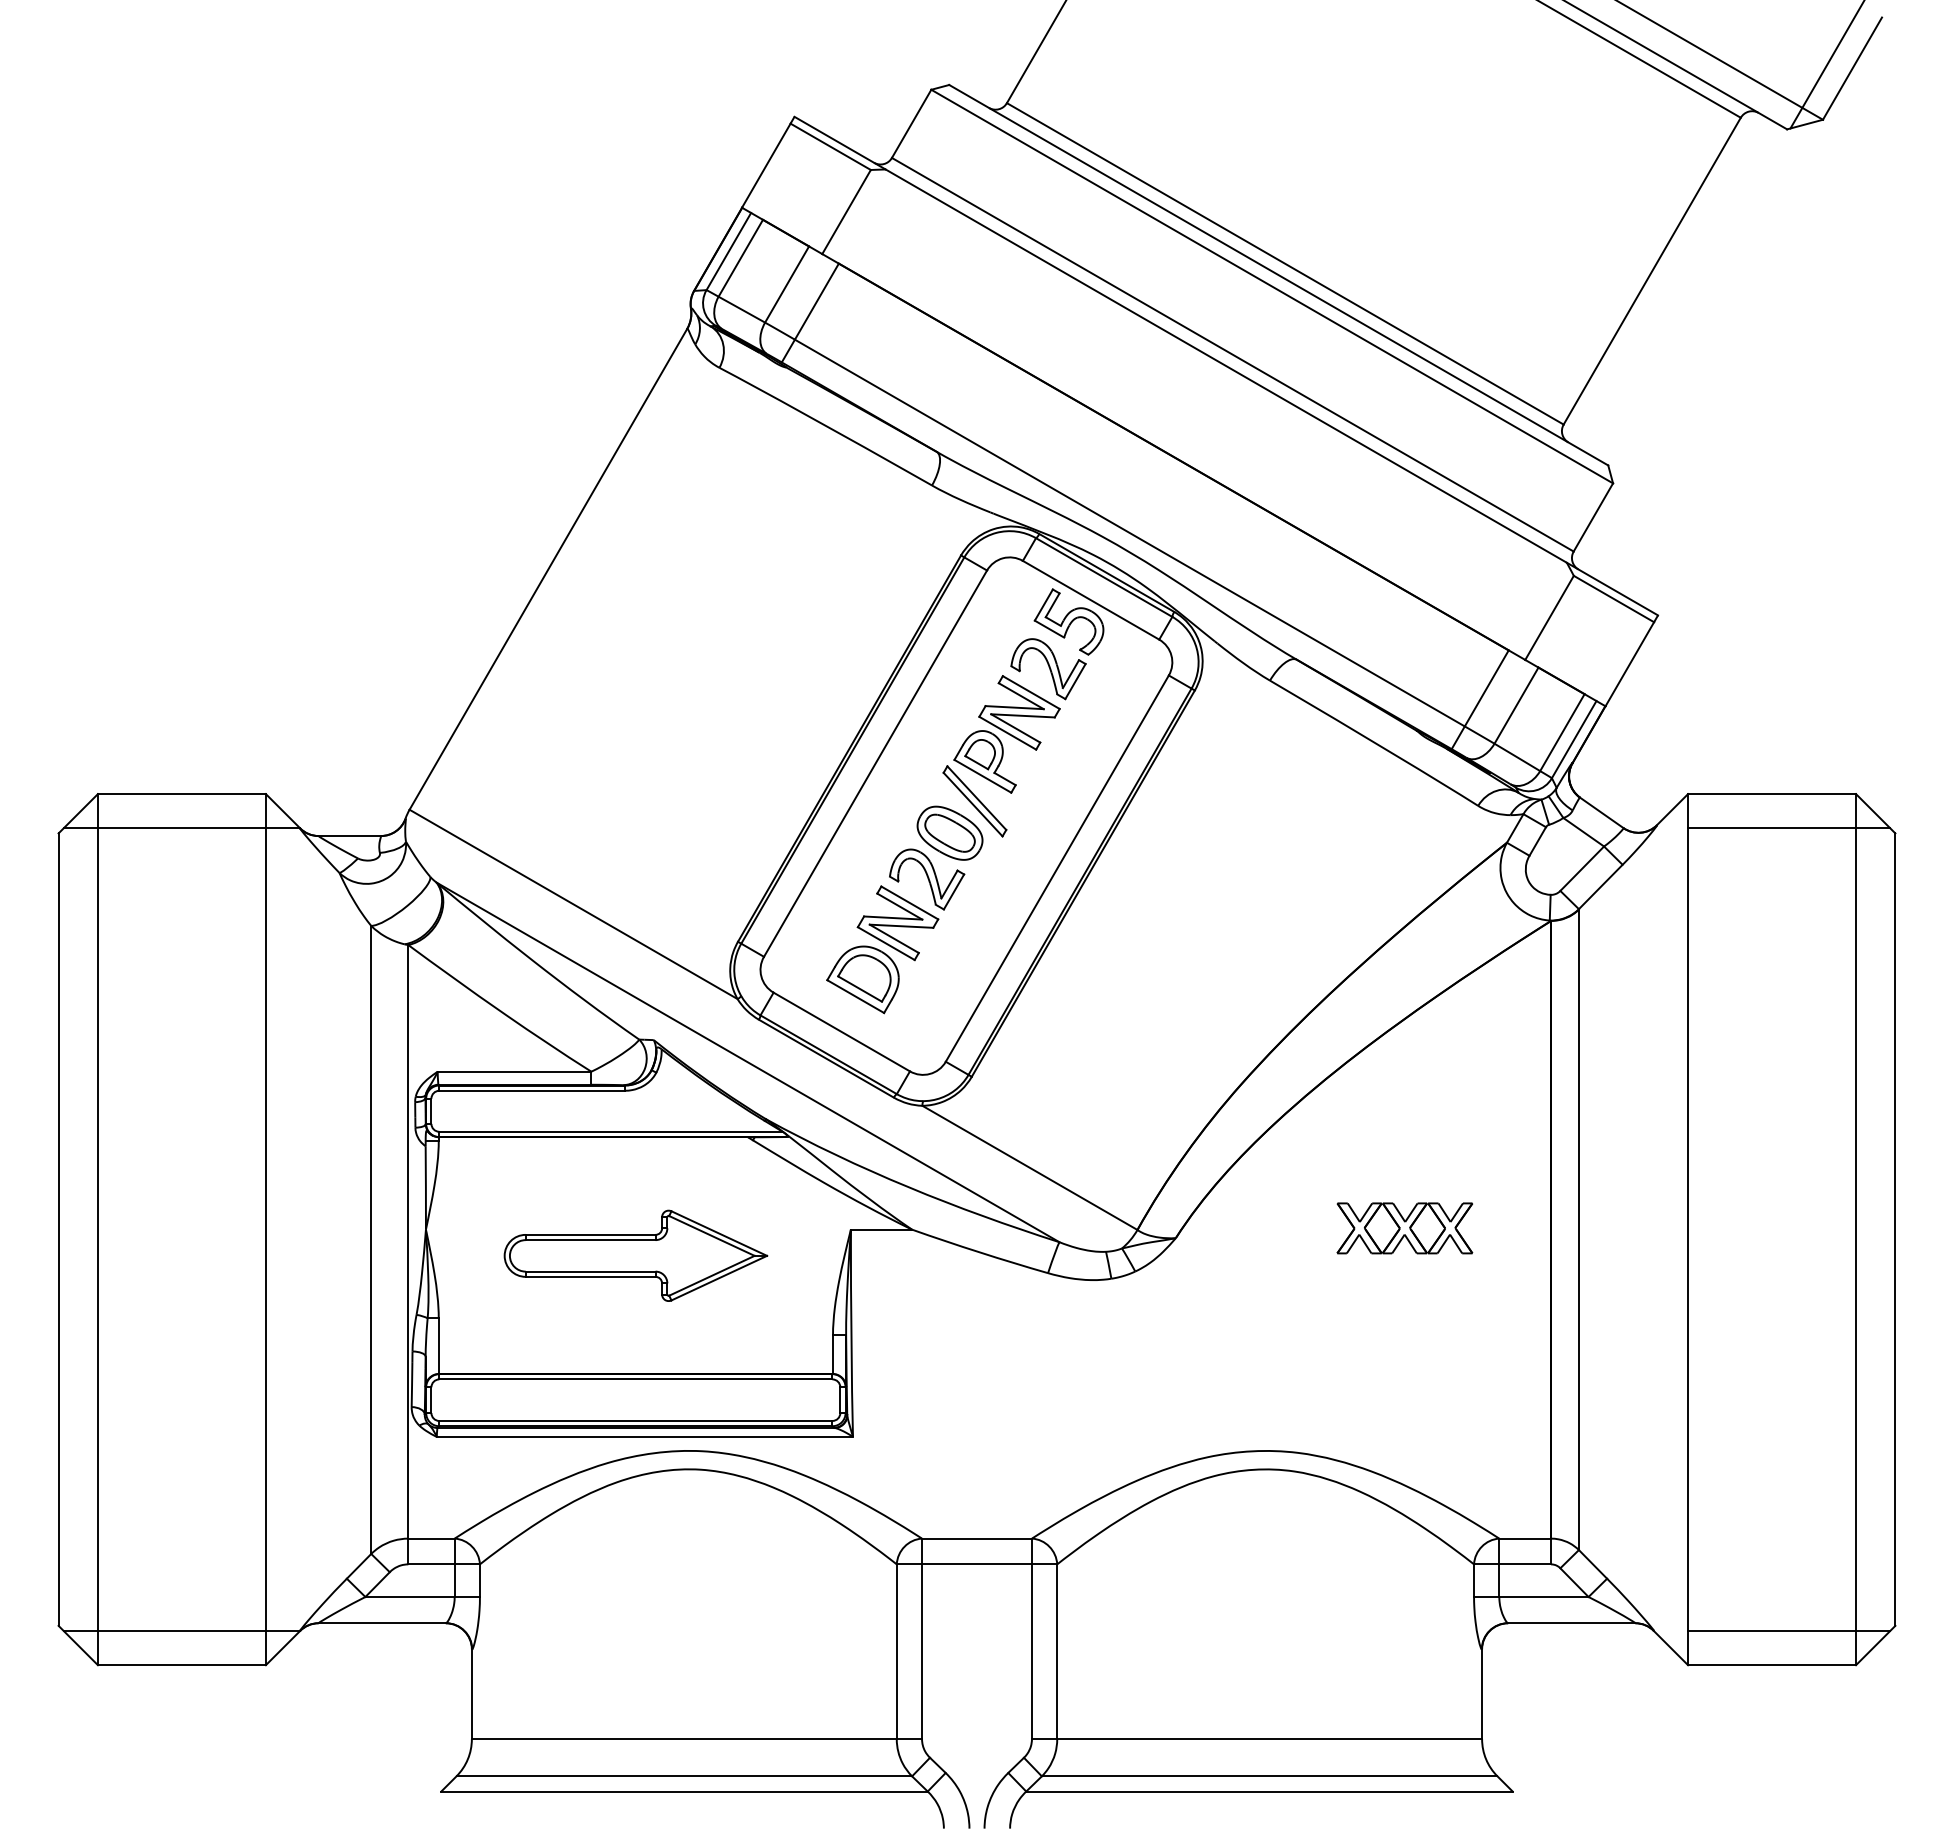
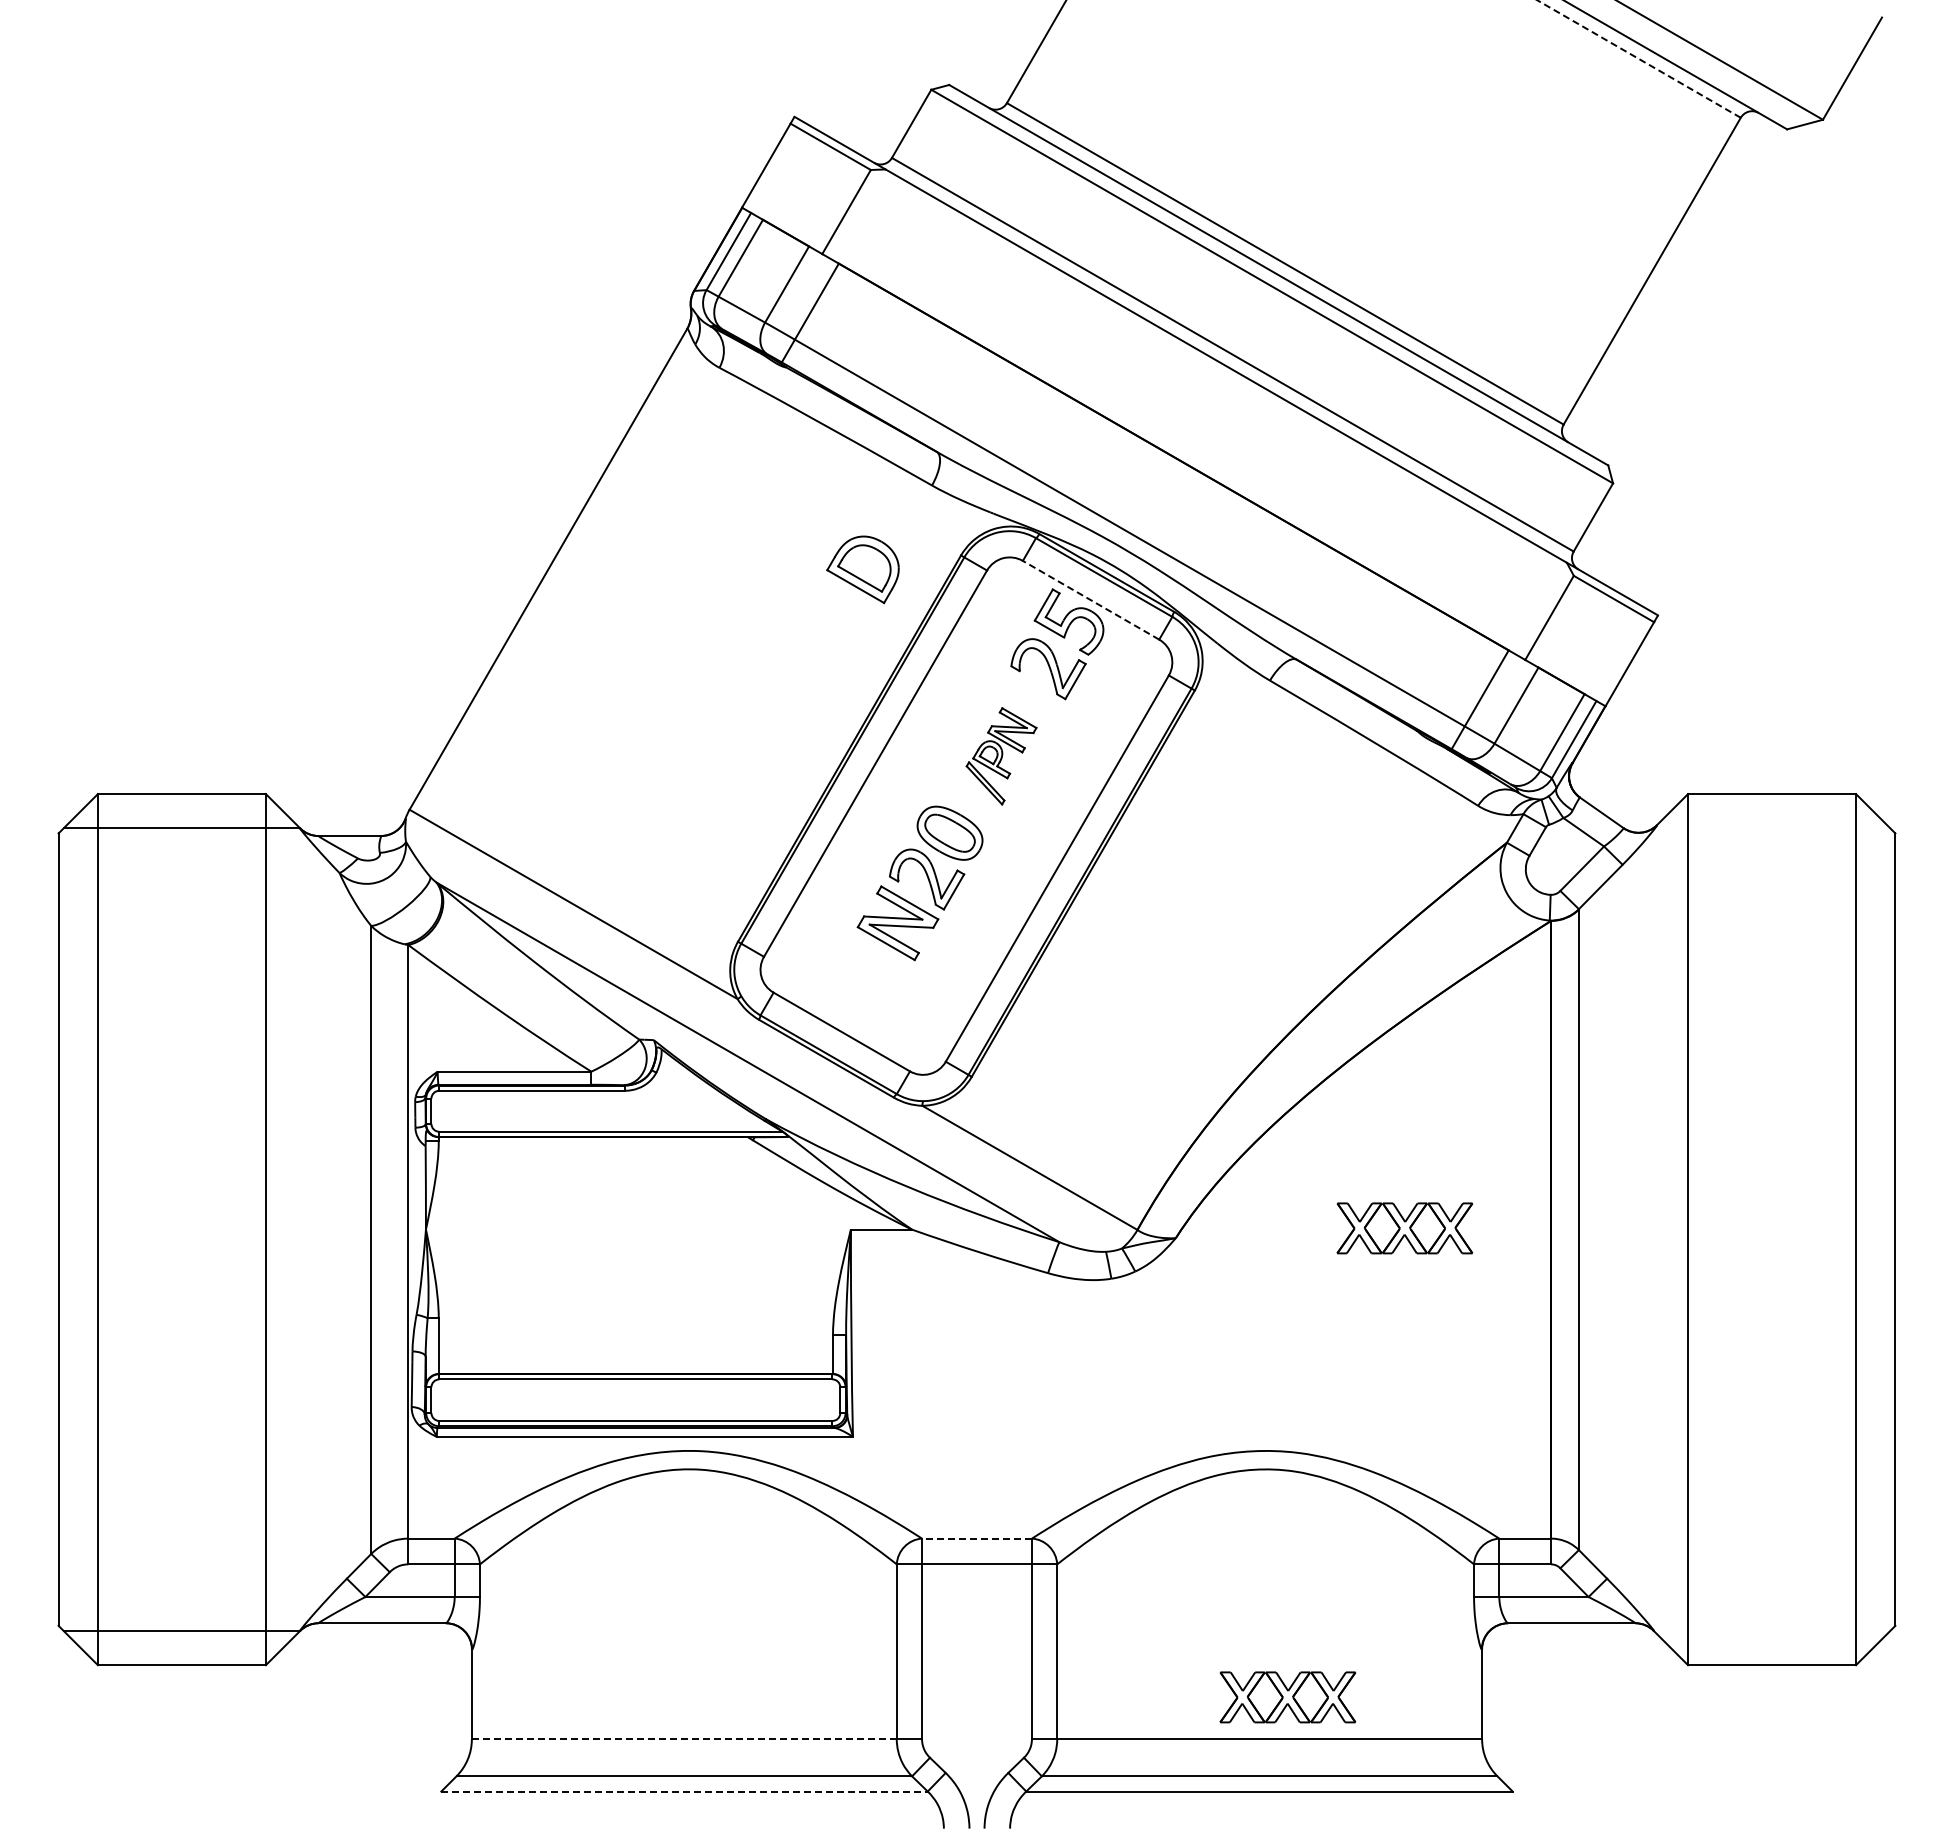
line: solid -> dashed (1638, 58)
line: present -> none (1826, 65)
line: solid -> dashed (1091, 600)
part size: 119x163 px -> 73x99 px (1001, 756)
line: present -> none (1789, 828)
part position: (862, 979) -> (862, 569) (862, 569)
part: present -> none (635, 1255)
line: solid -> dashed (977, 1538)
line: present -> none (1789, 1631)
part: none -> present (1287, 1697)
line: solid -> dashed (684, 1739)
line: solid -> dashed (685, 1791)
